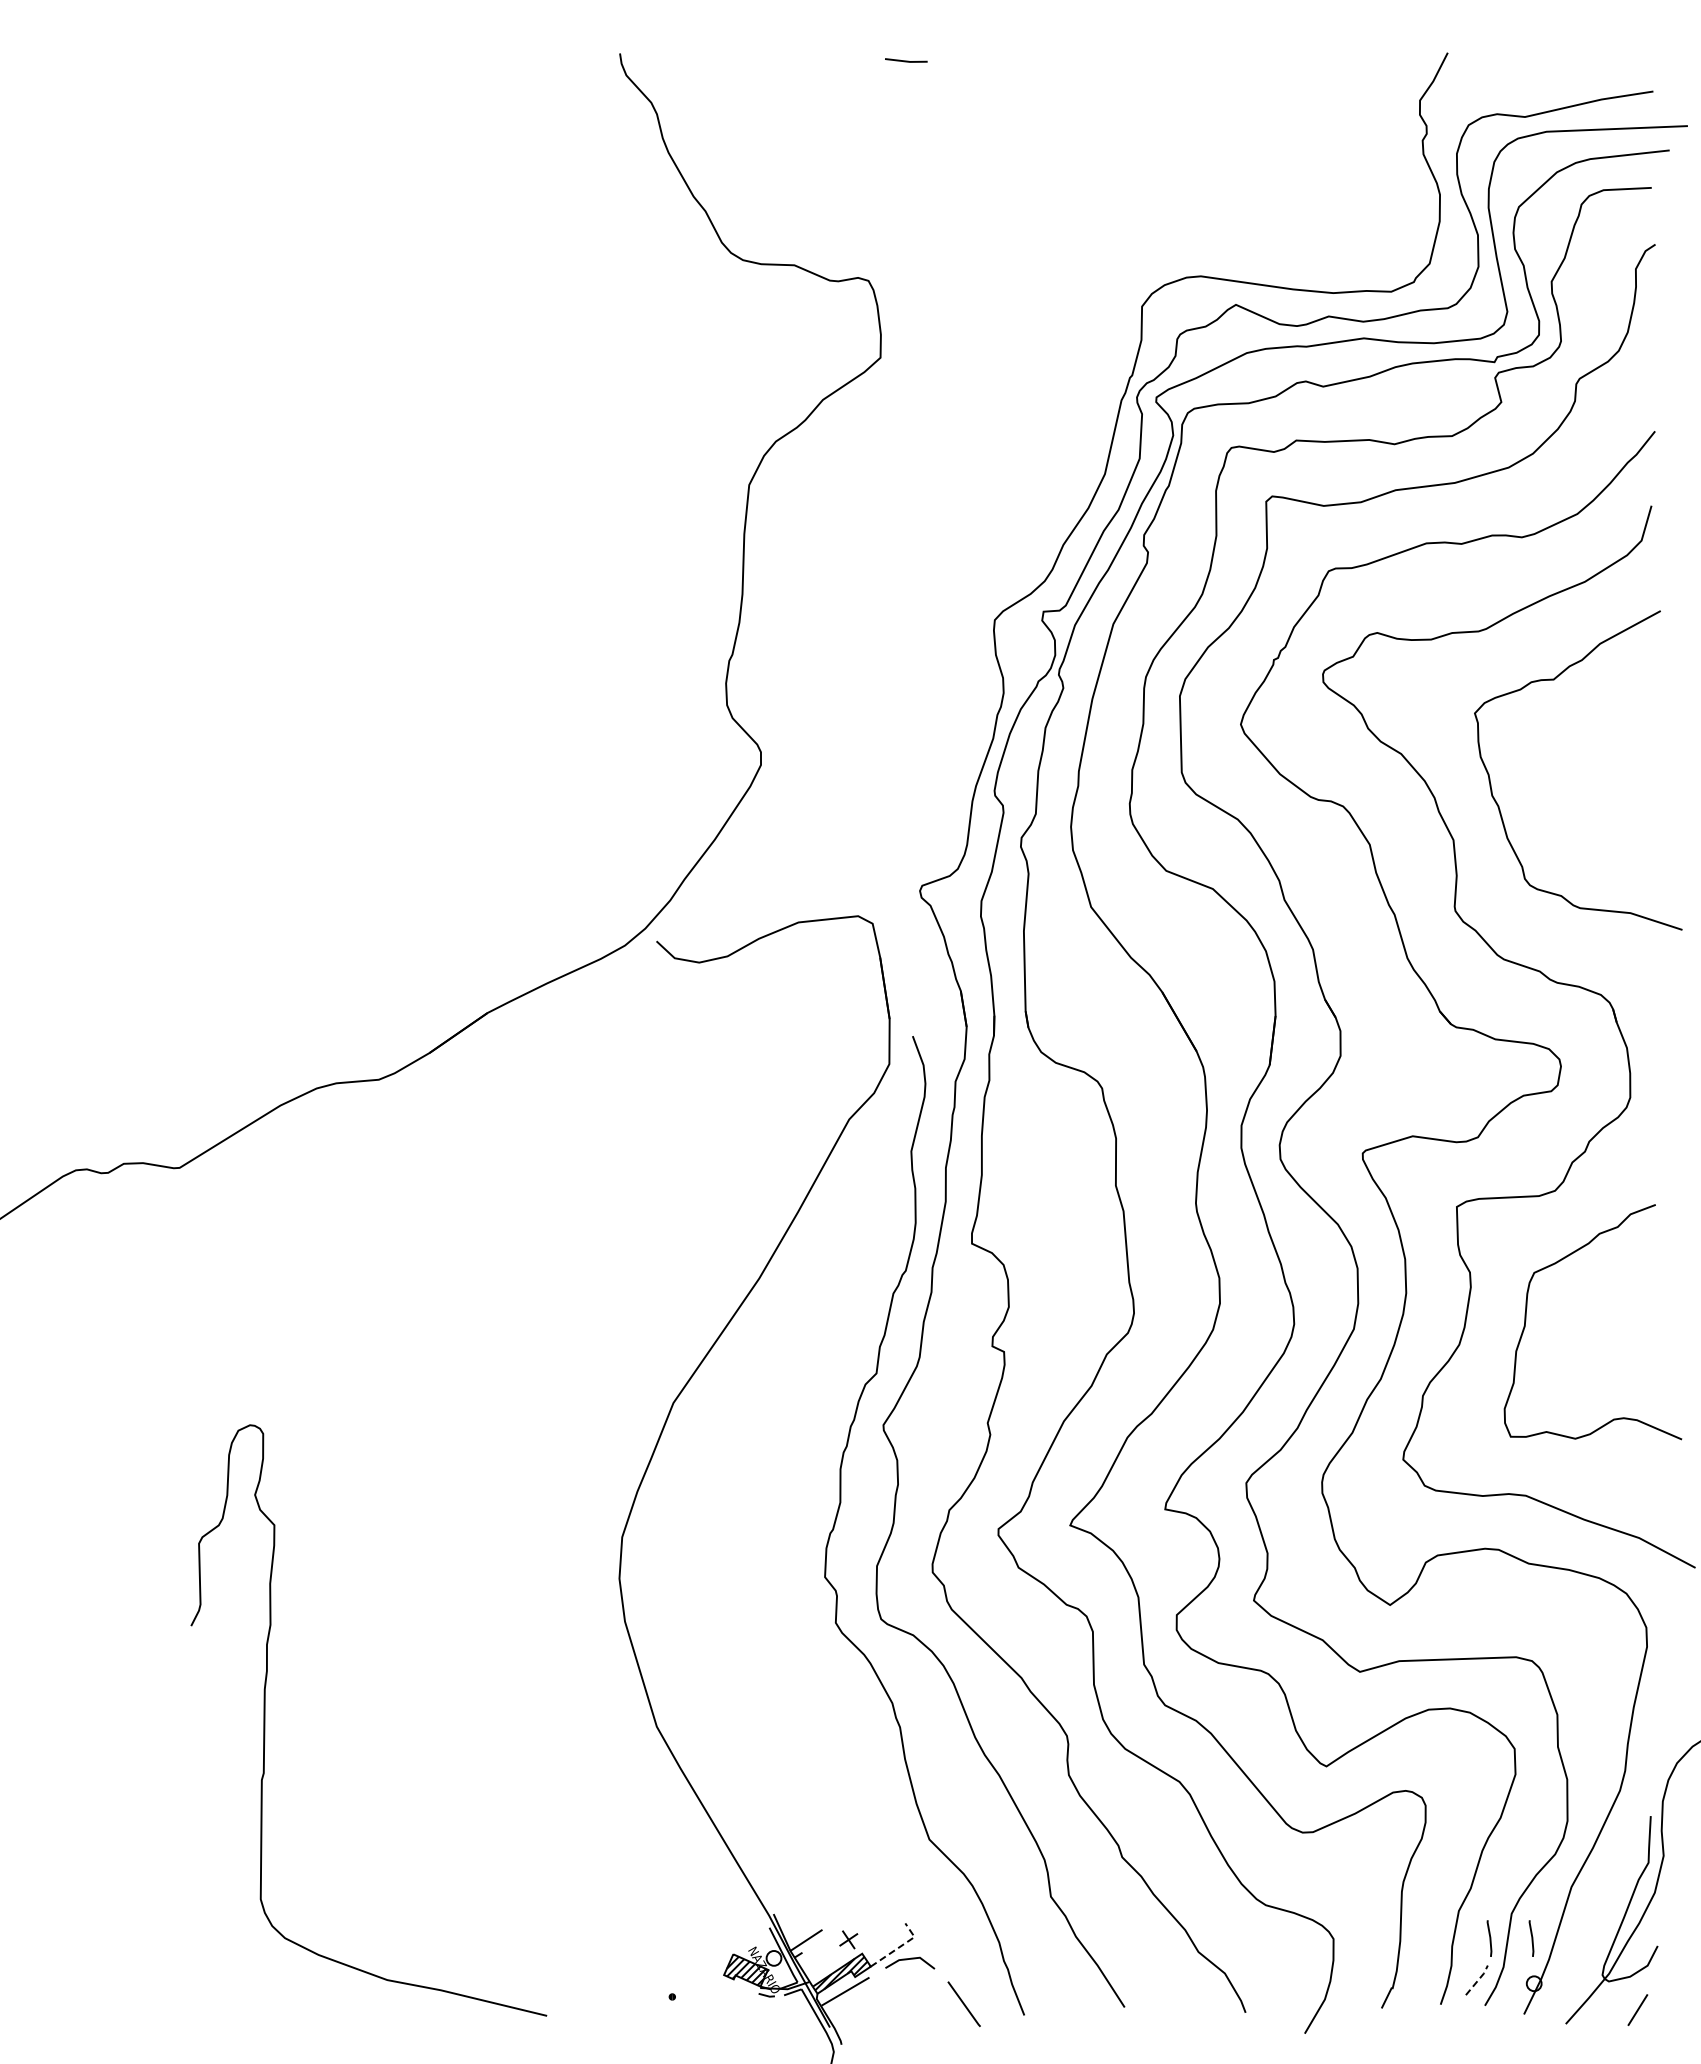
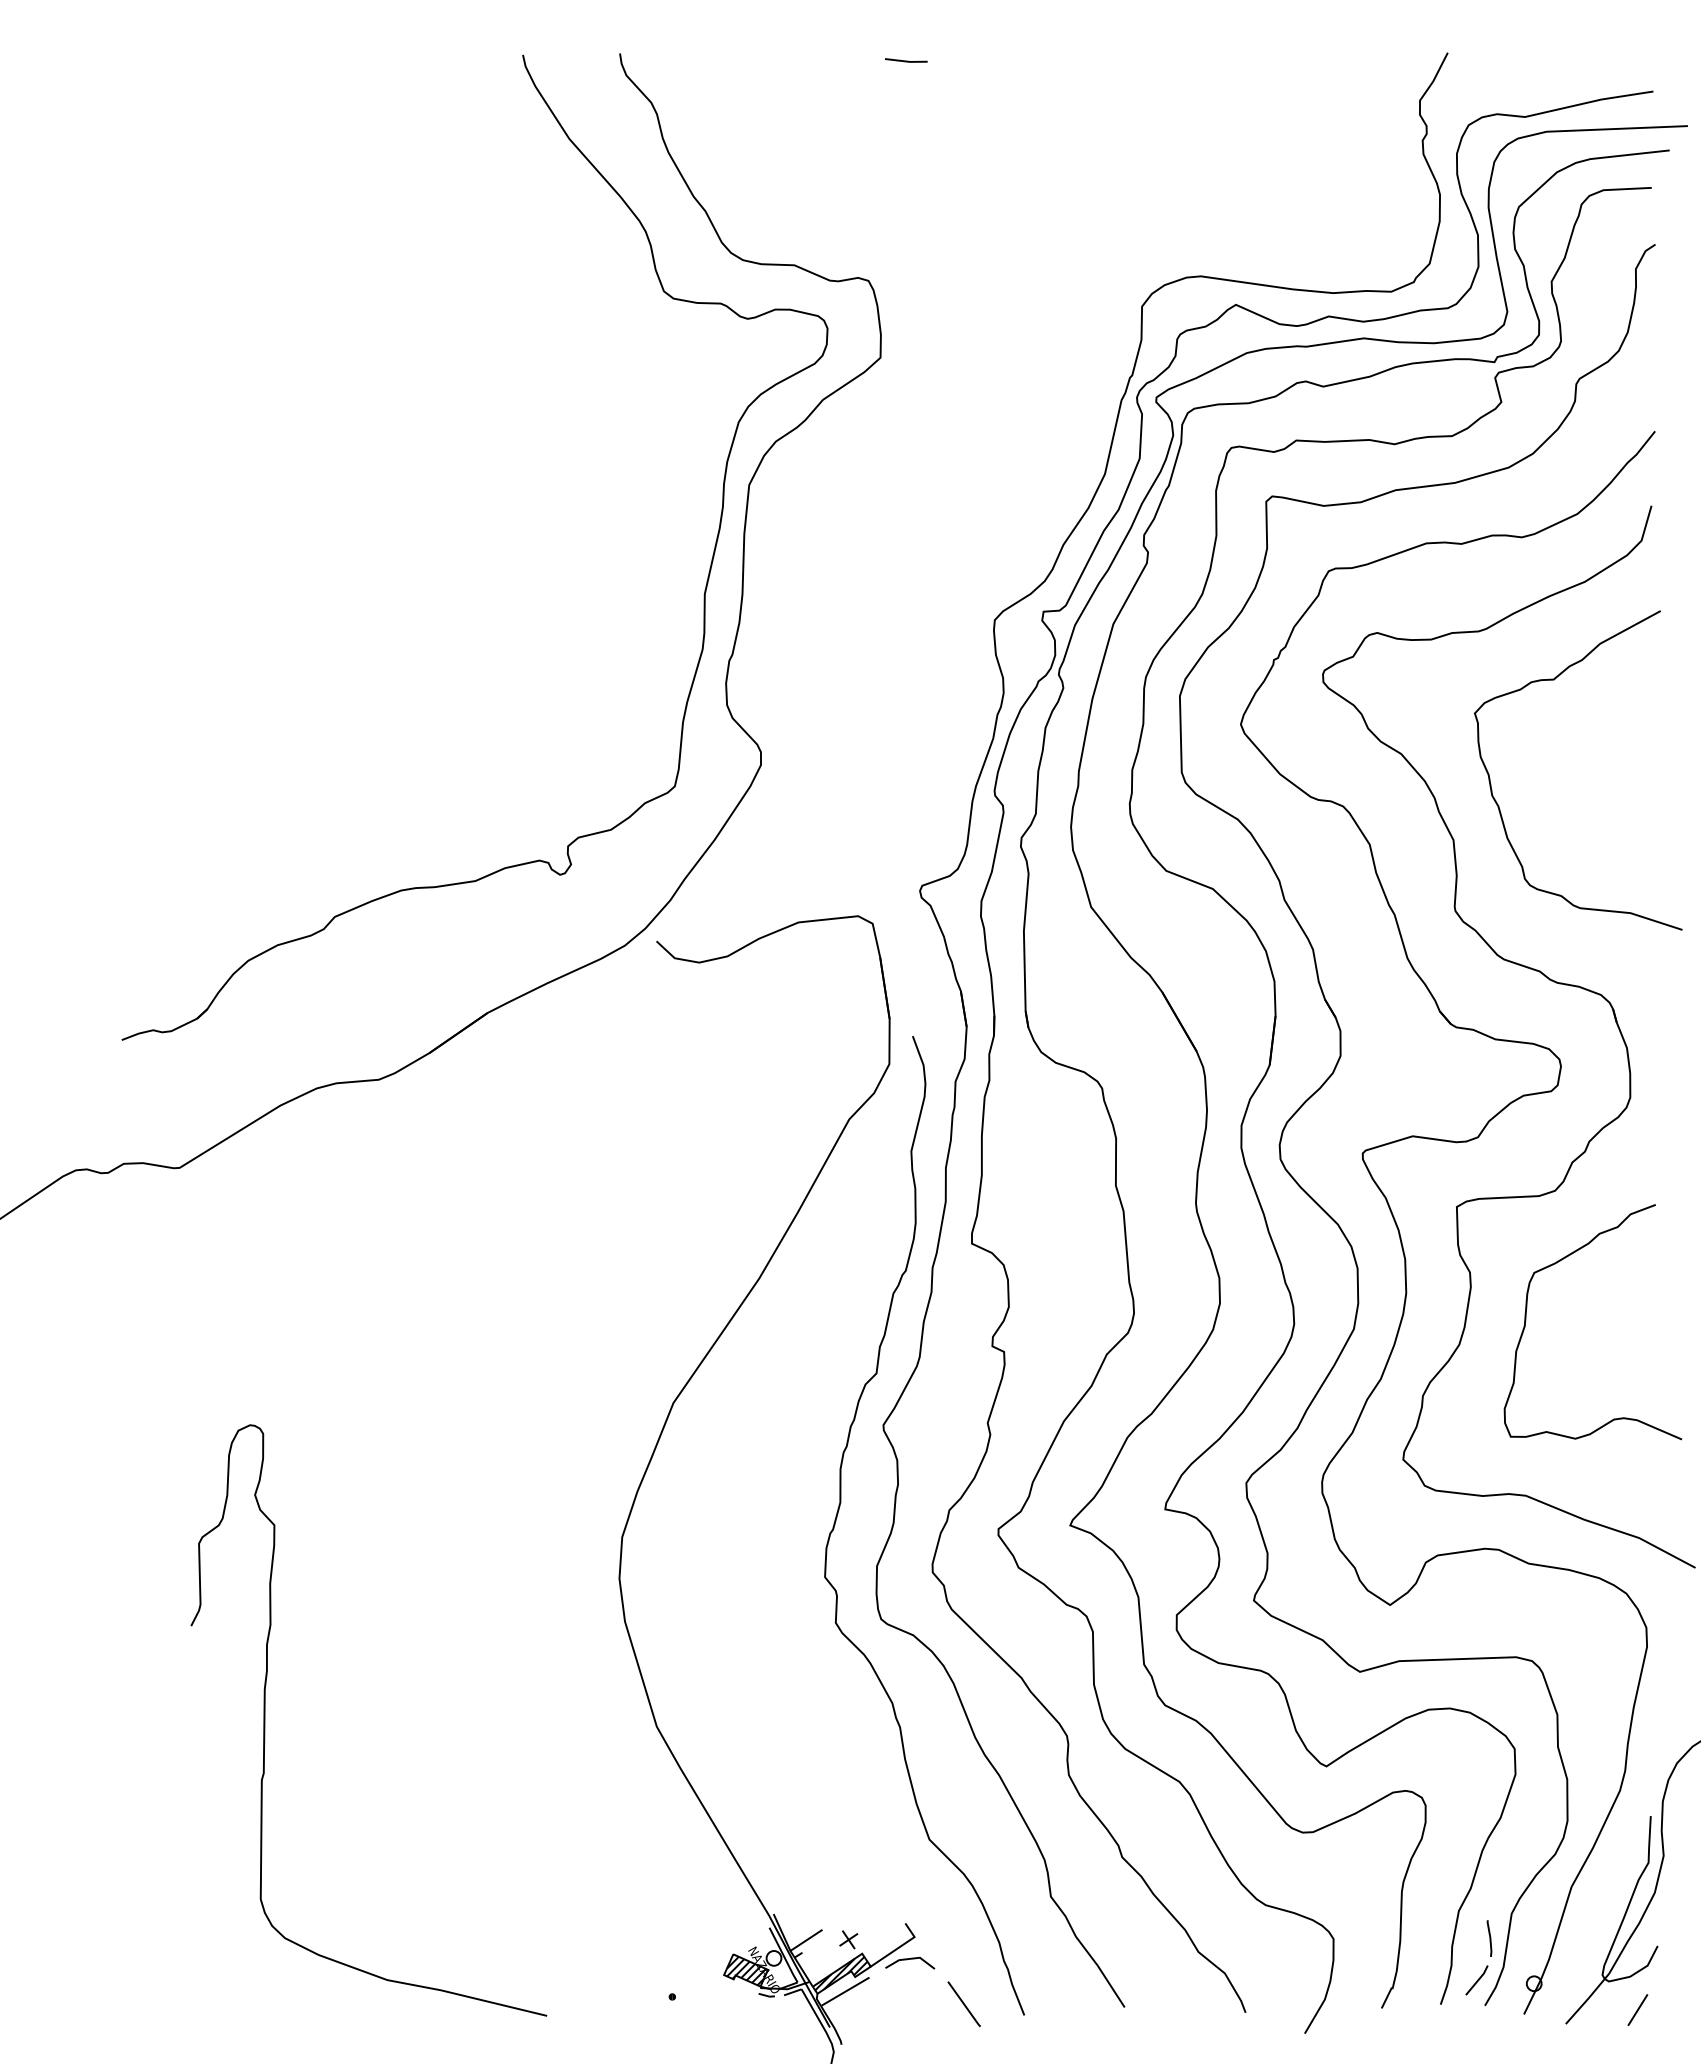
part: none -> present (703, 594)
line: present -> none (1531, 1938)
line: dashed -> solid (900, 1946)
line: dashed -> solid (1478, 1980)
